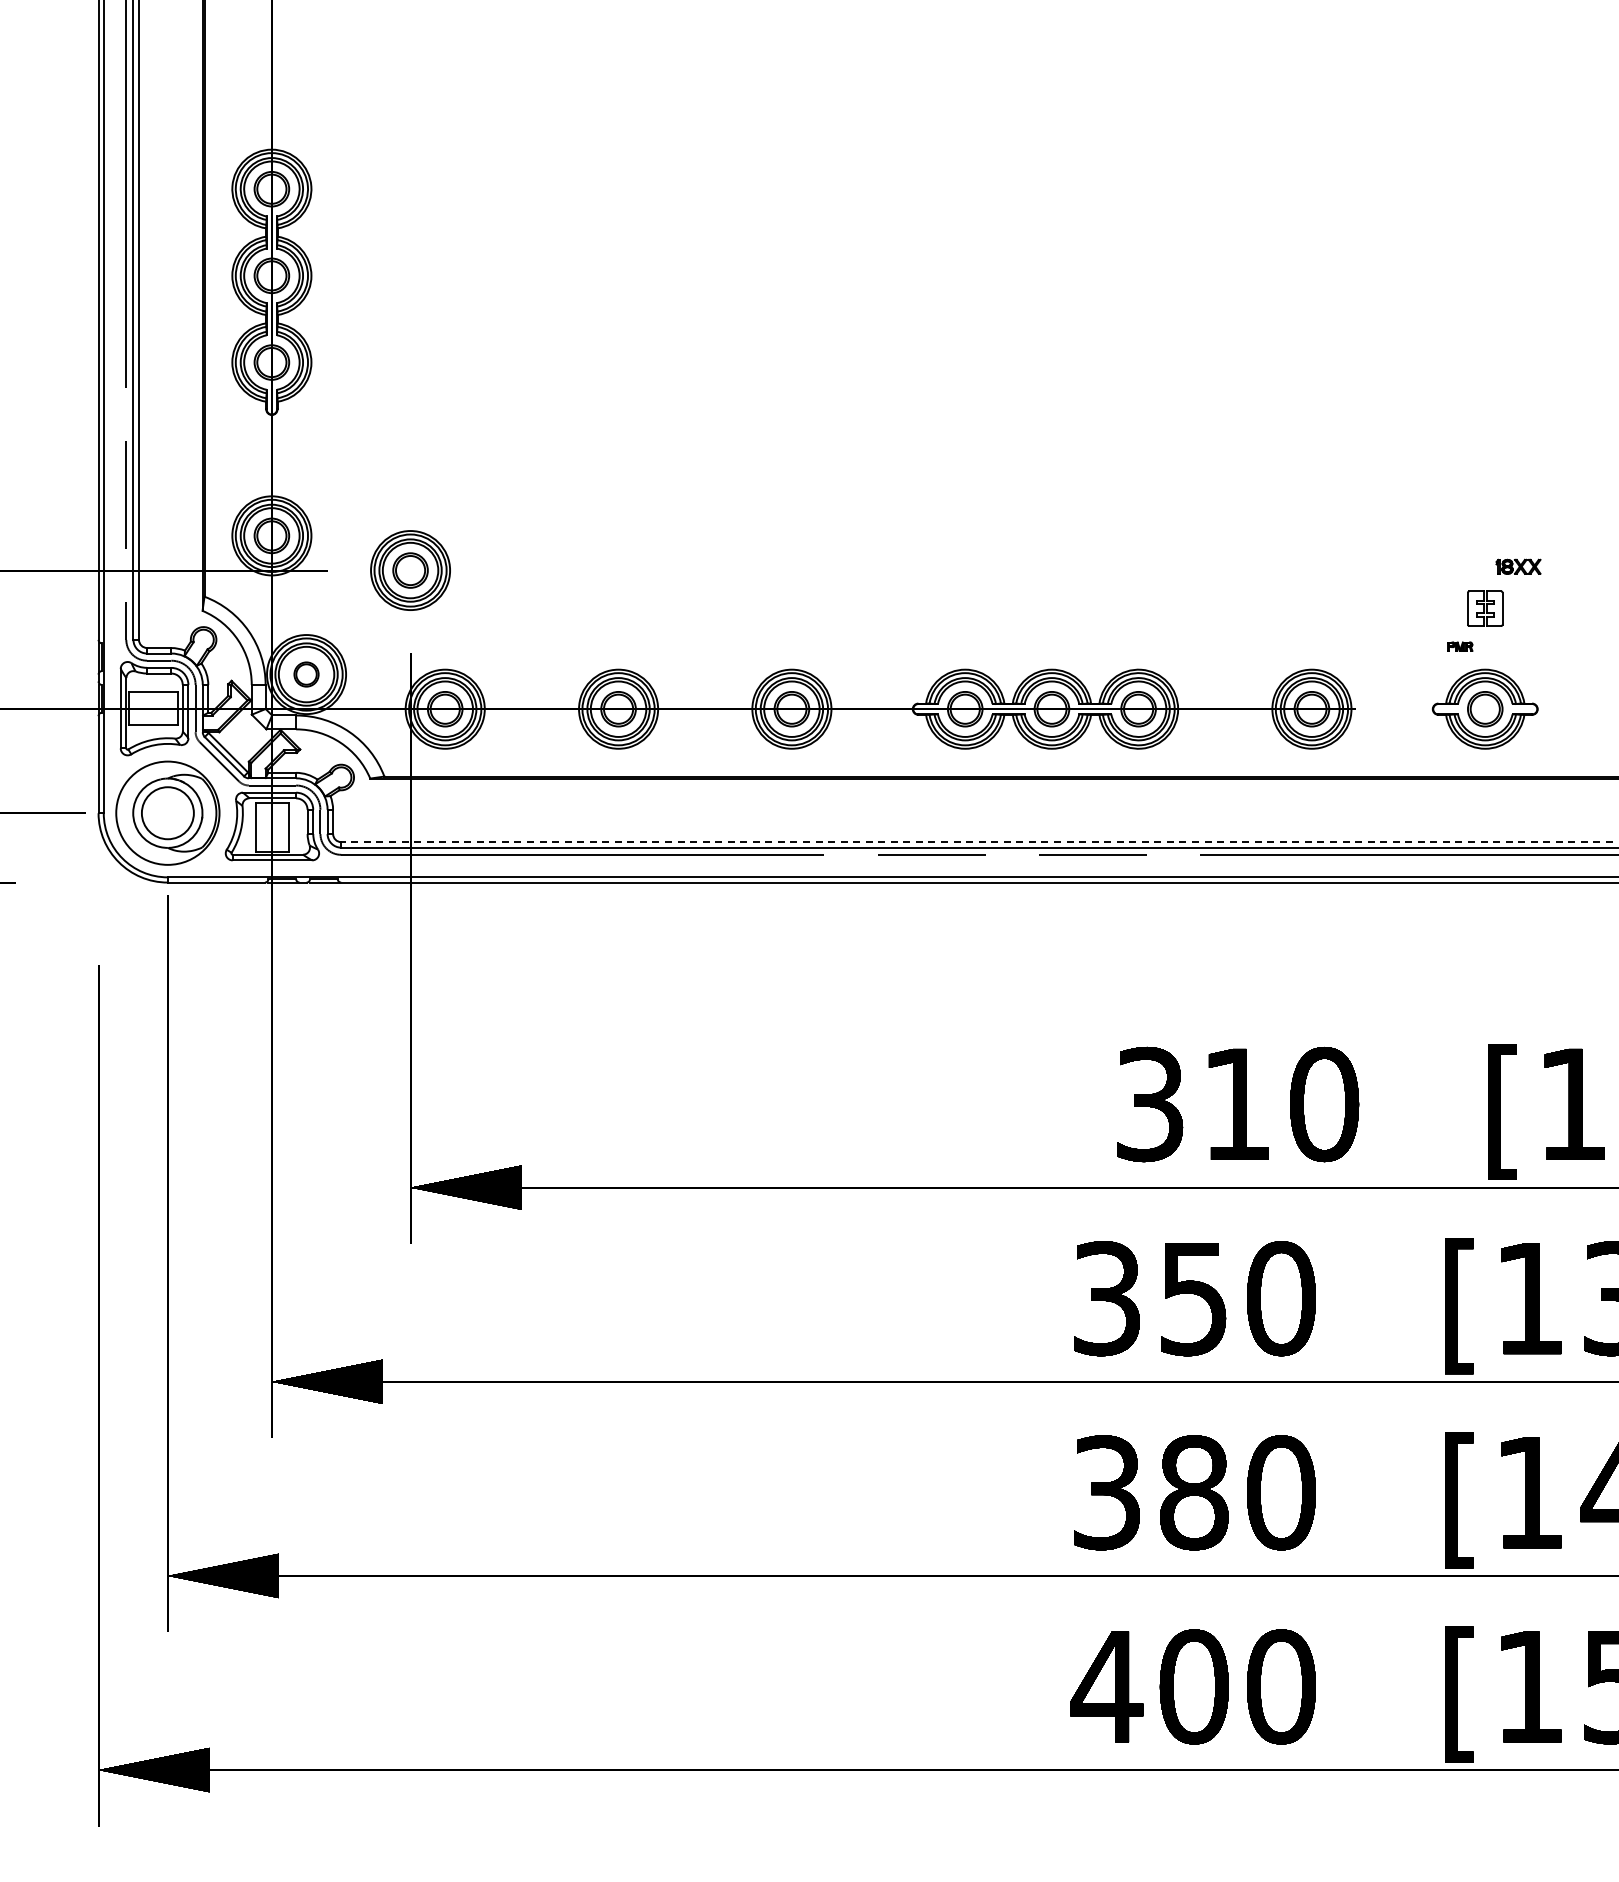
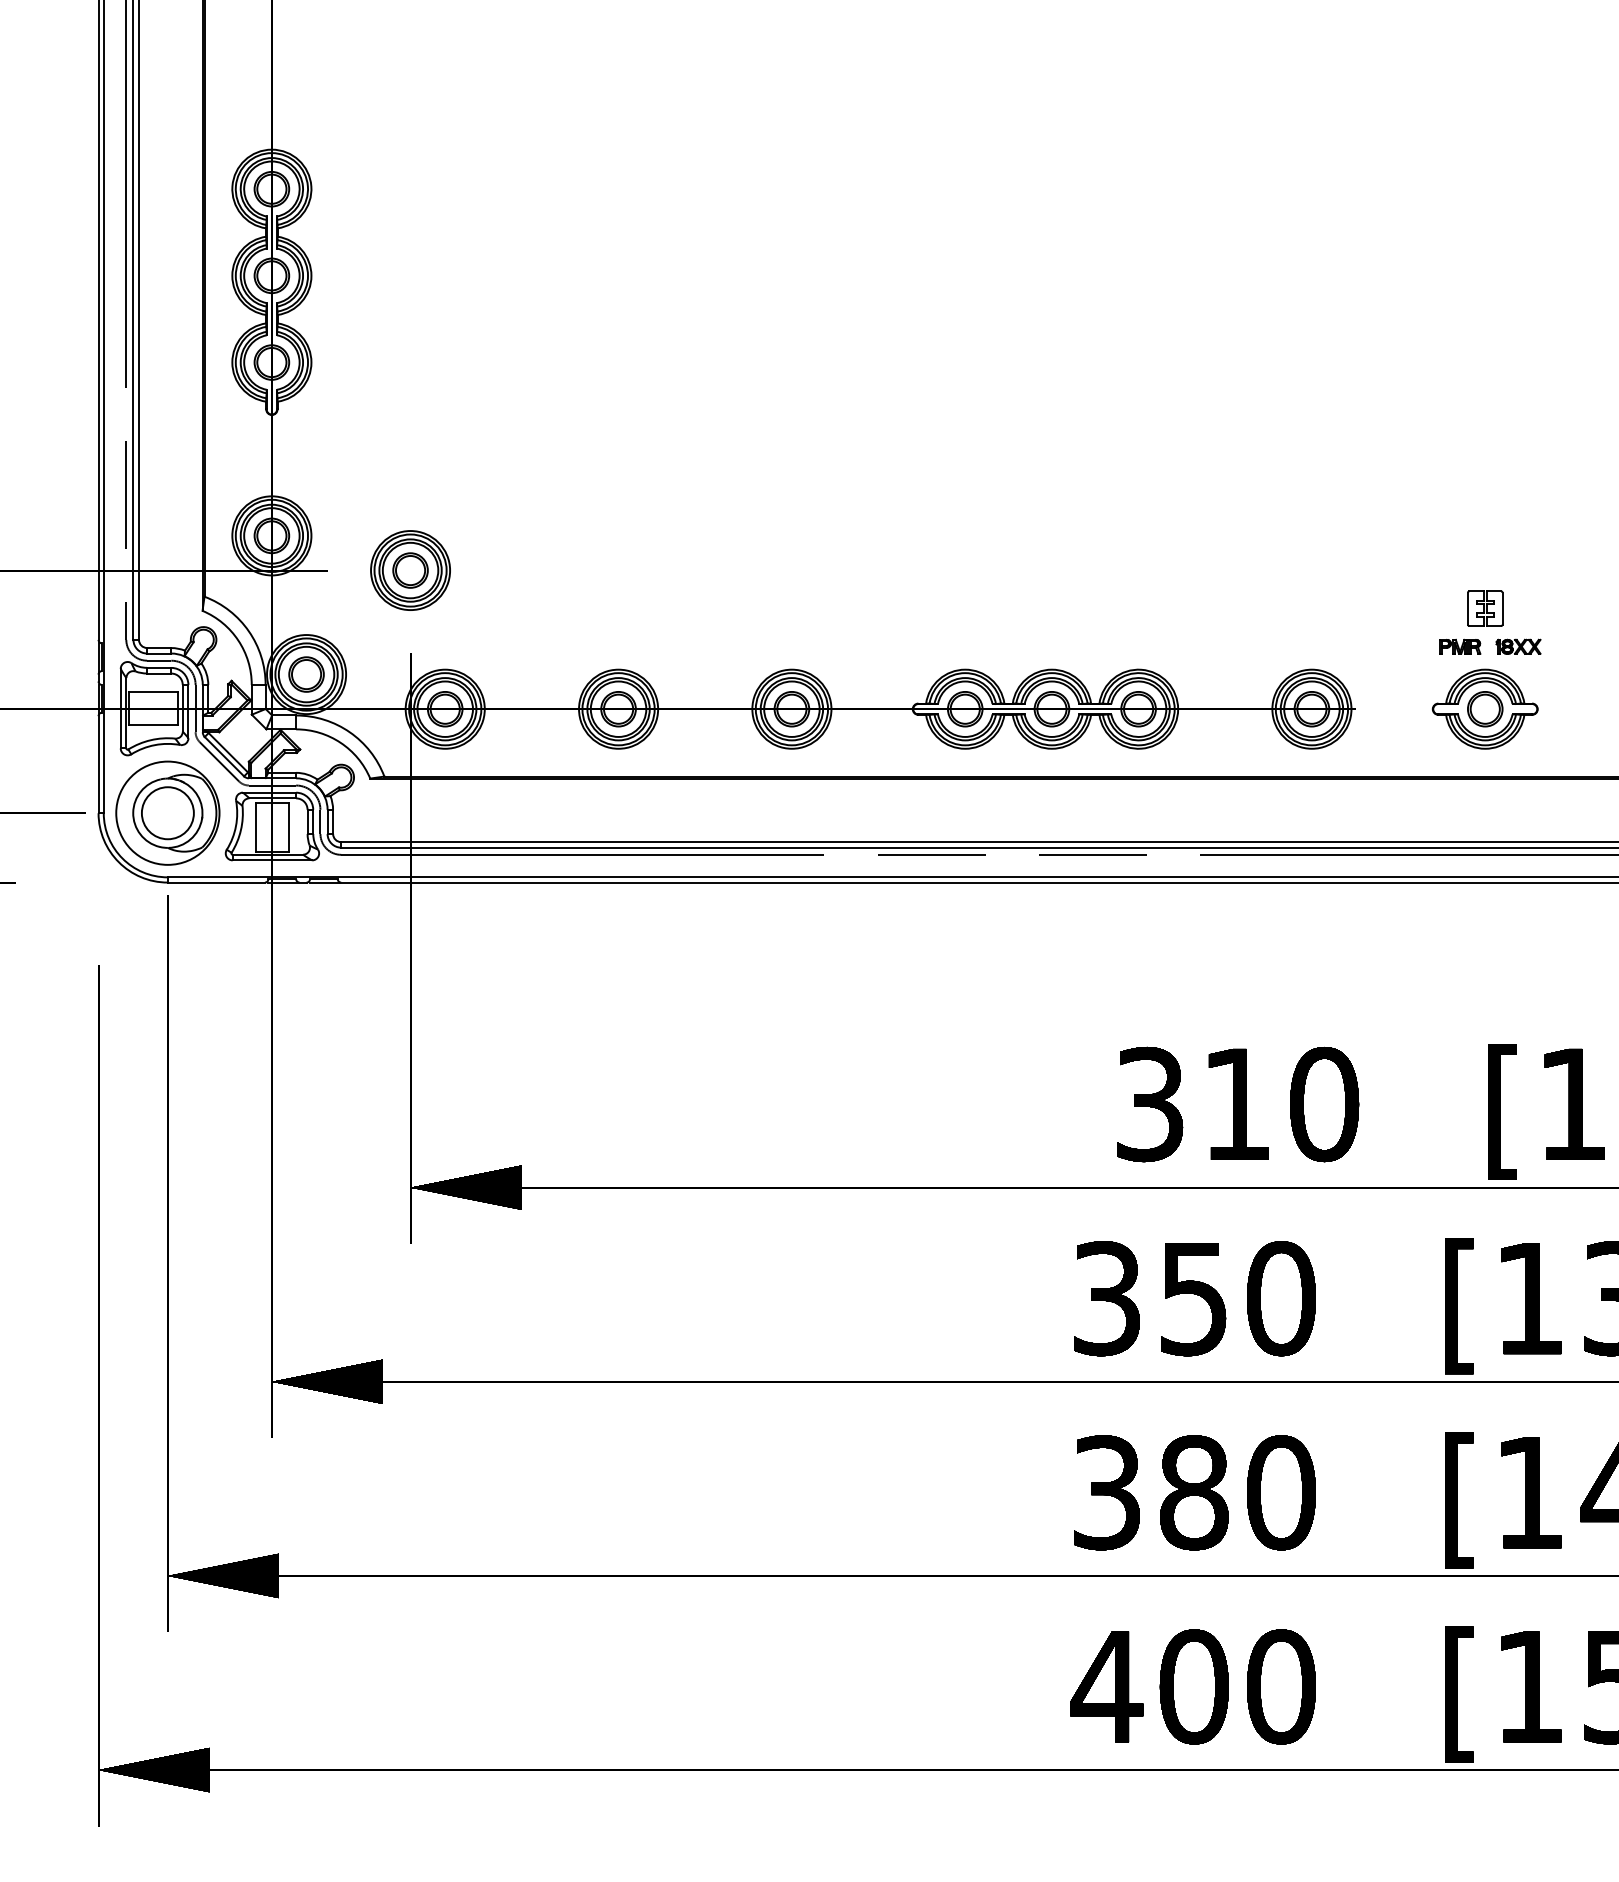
part position: (1518, 566) -> (1518, 646) (1518, 646)
part size: 27x11 px -> 43x17 px (1460, 646)
part size: 27x27 px -> 37x37 px (306, 674)
line: dashed -> solid (979, 842)
